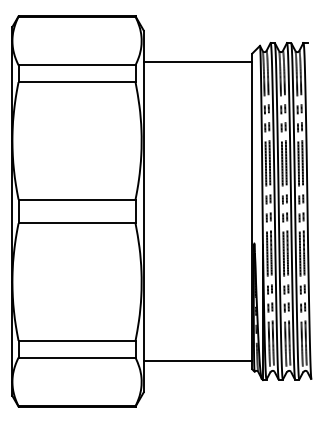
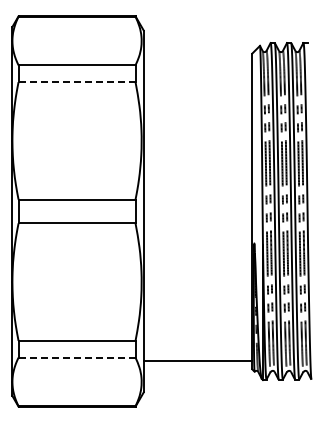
line: present -> none (197, 62)
line: solid -> dashed (77, 82)
line: solid -> dashed (77, 357)
